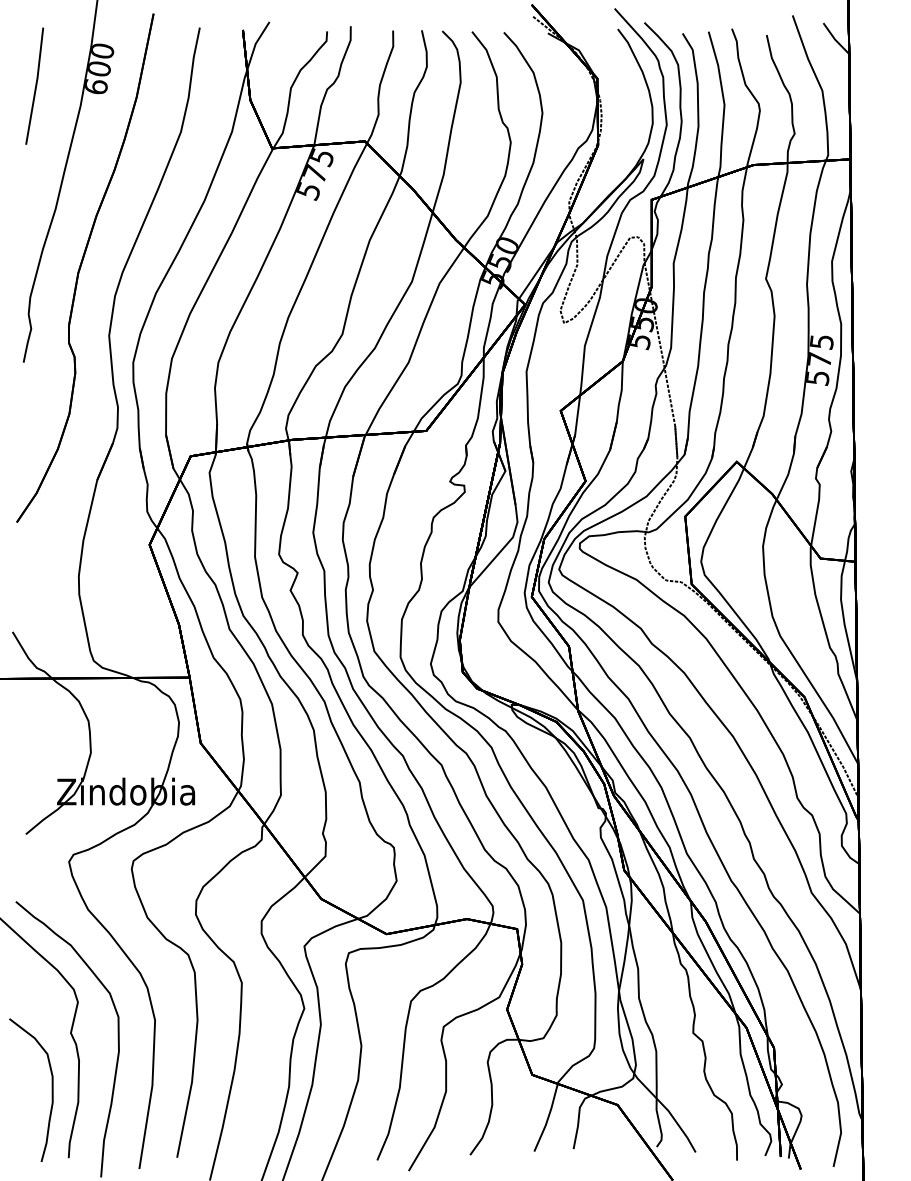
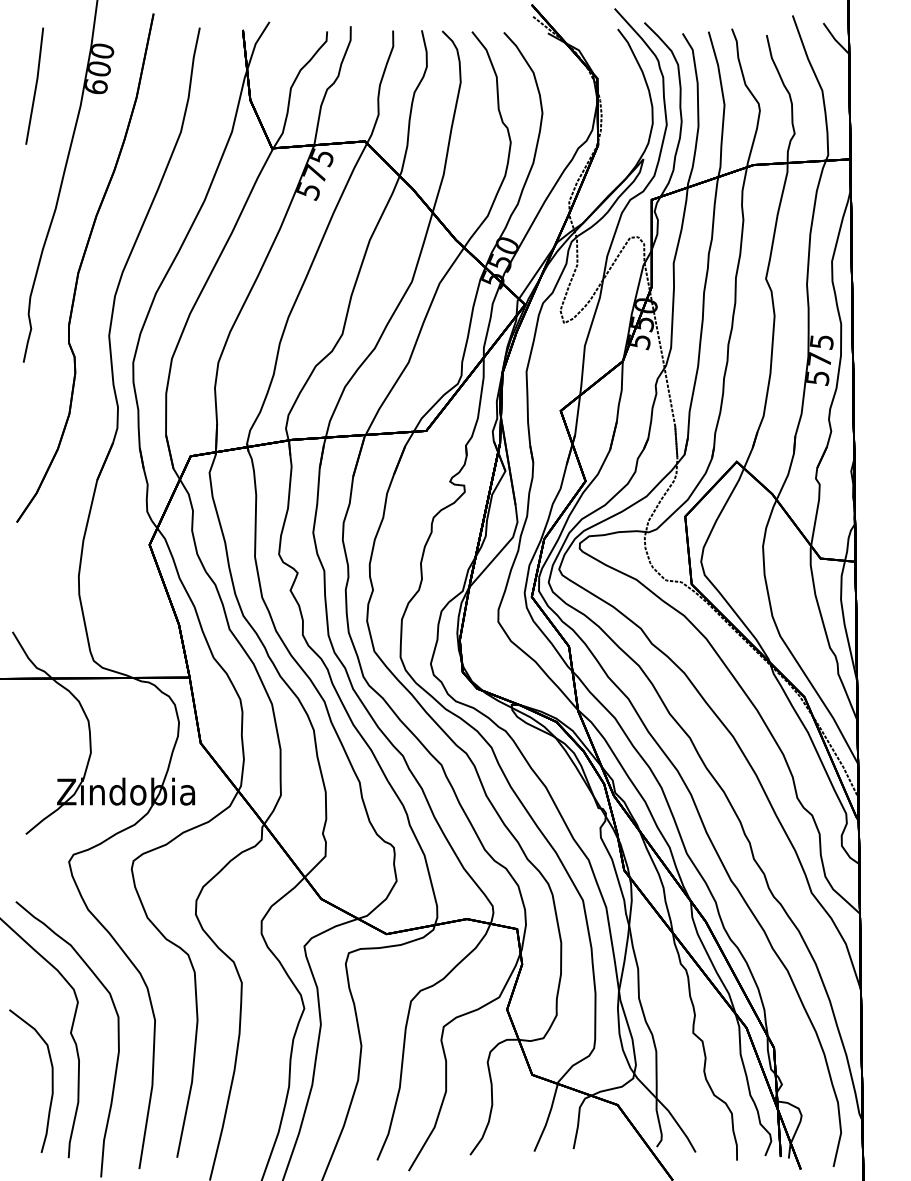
part position: (51, 1089) -> (51, 1080) (51, 1080)
